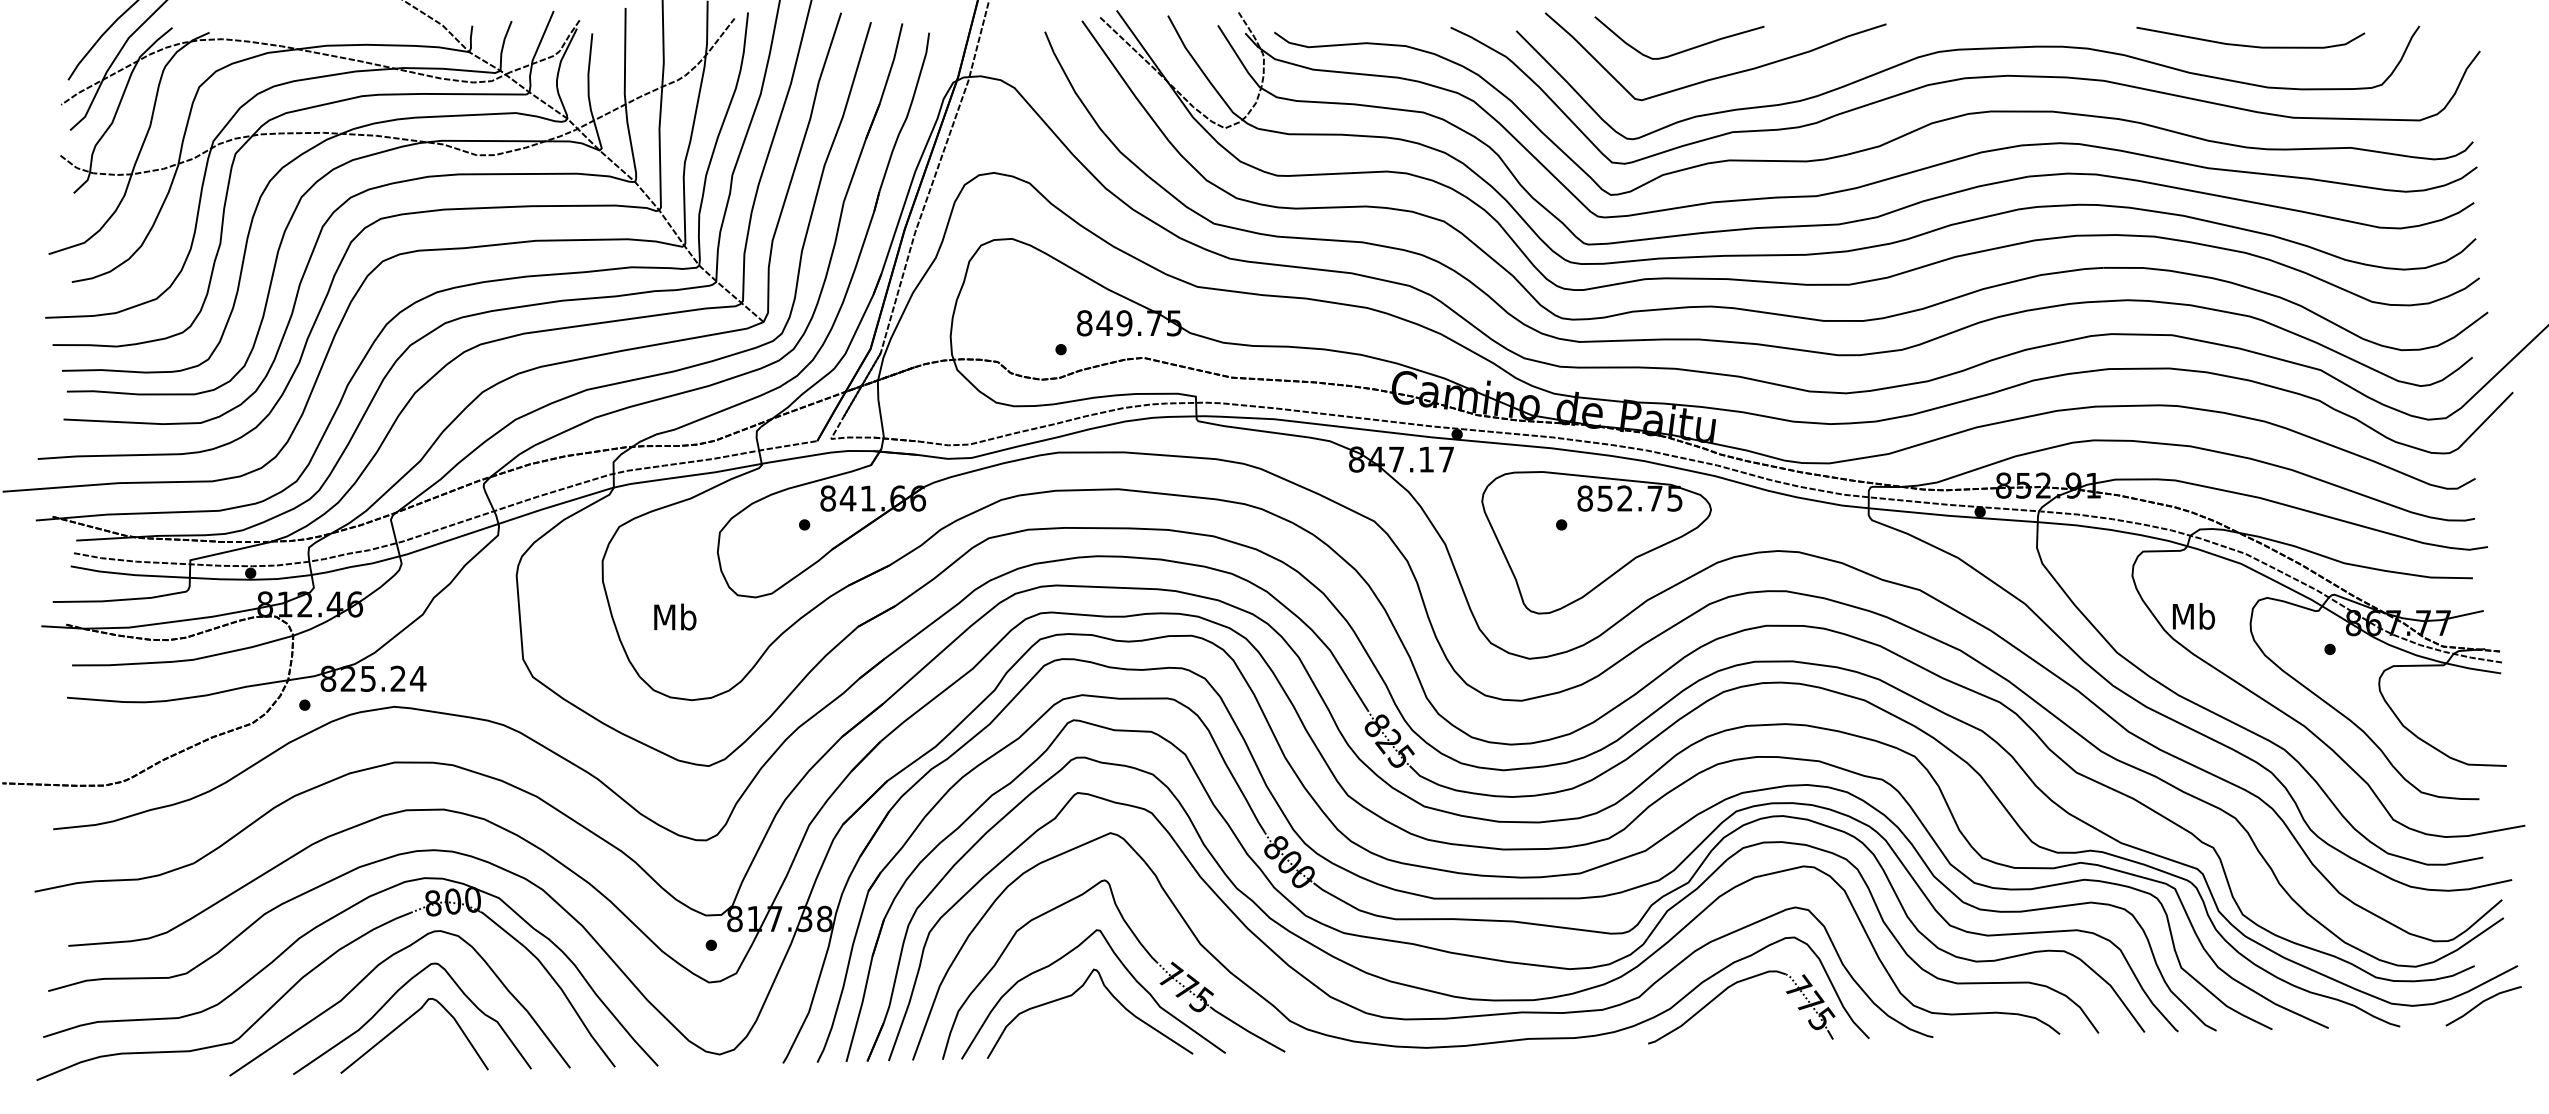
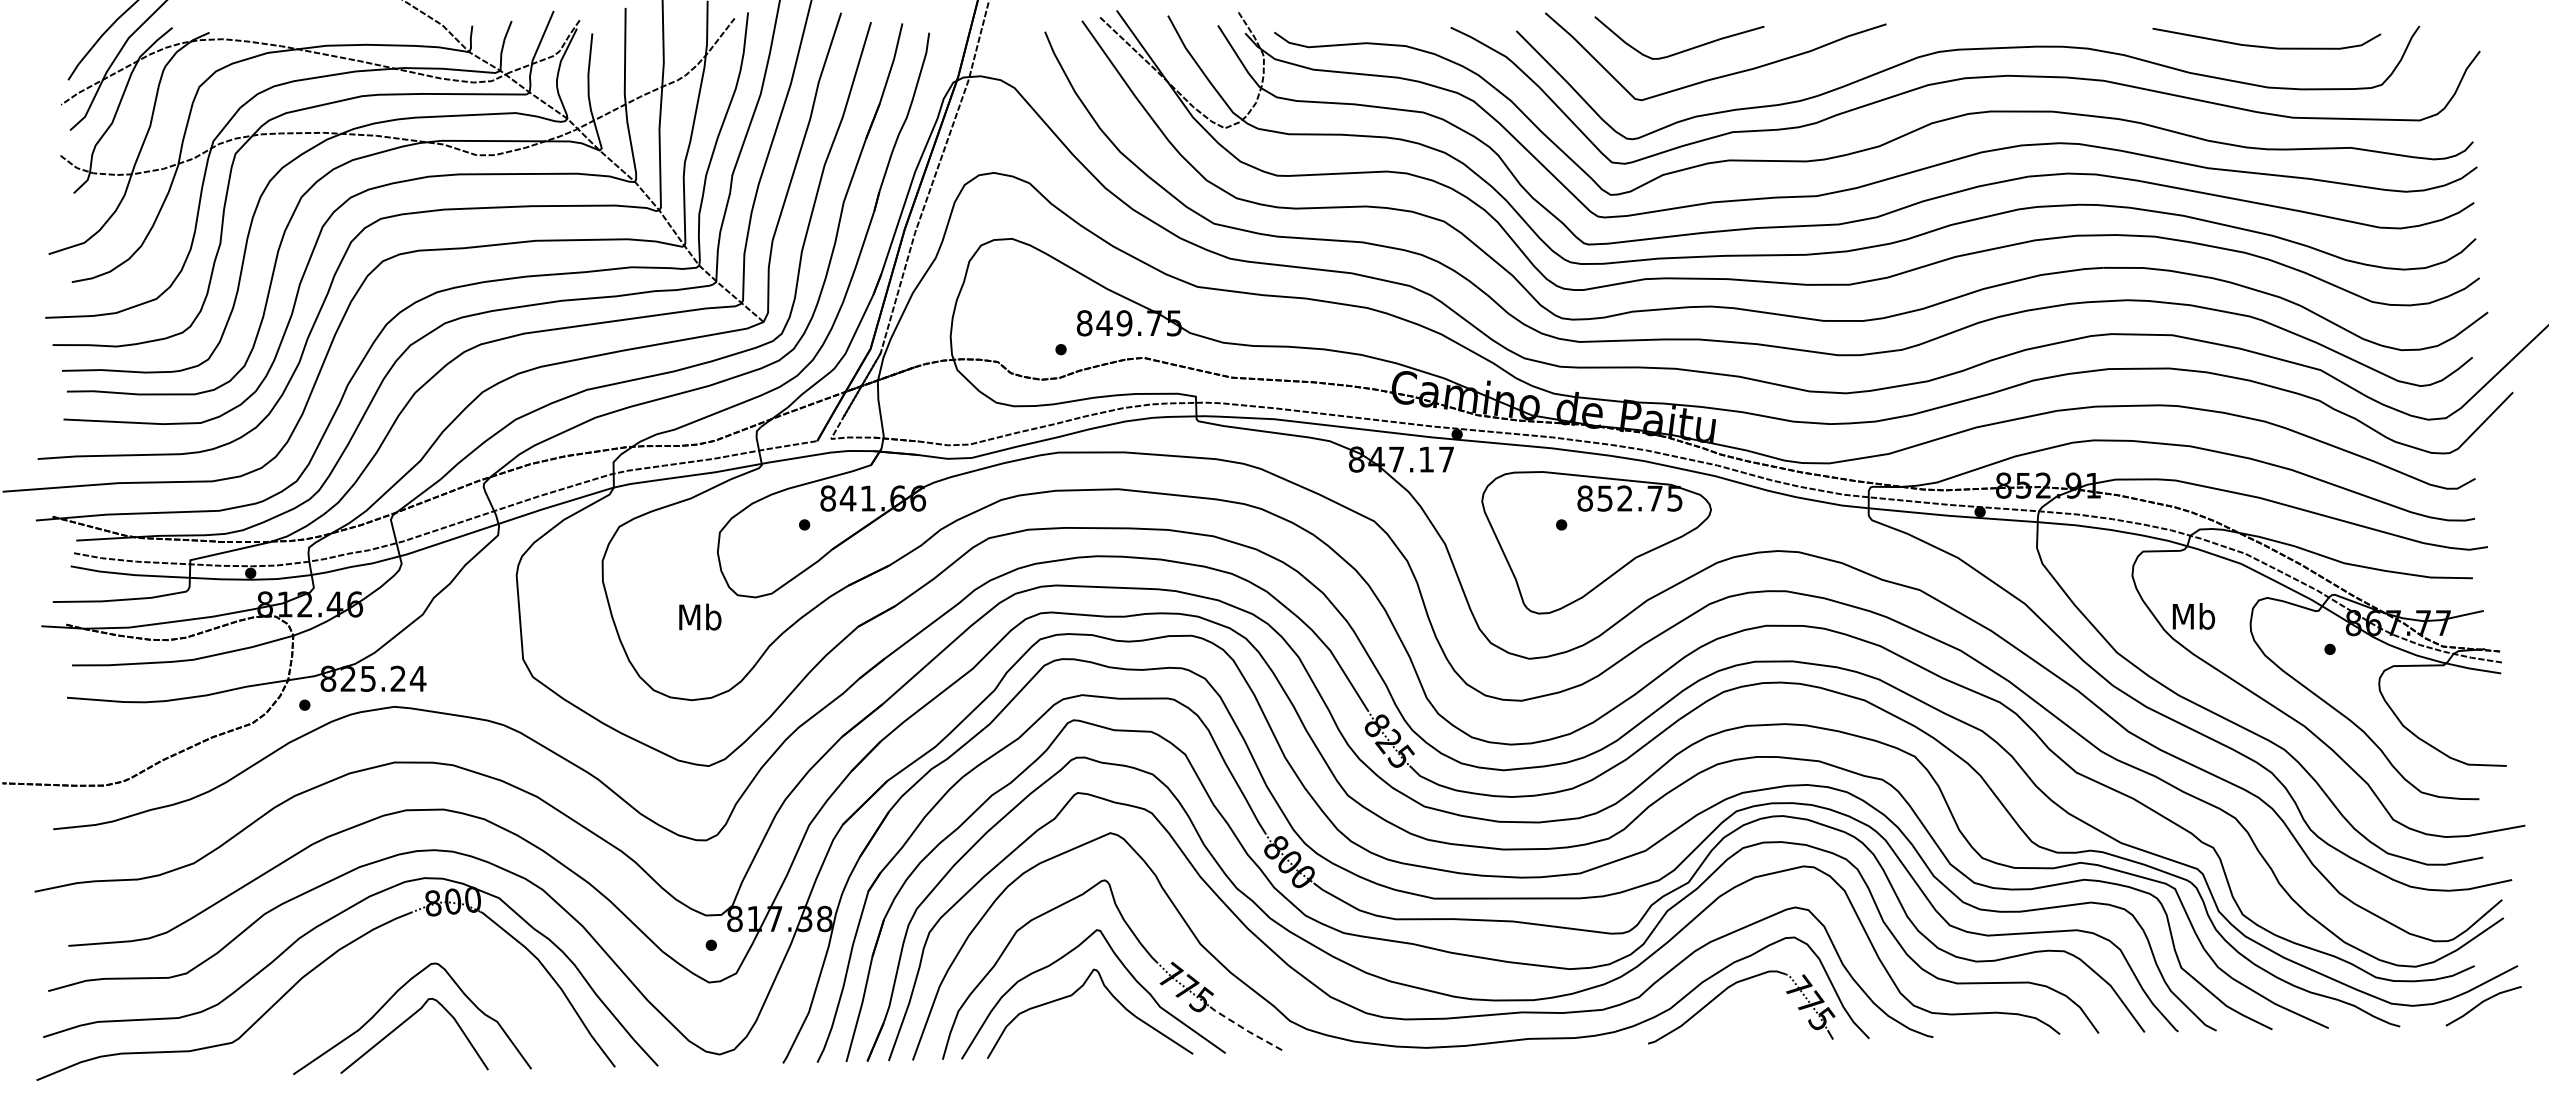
curve position: (2250, 45) -> (2266, 46) (2266, 46)
text position: (675, 616) -> (700, 616) (700, 616)
curve: present -> none (374, 970)
line: solid -> dashed (1246, 1030)
